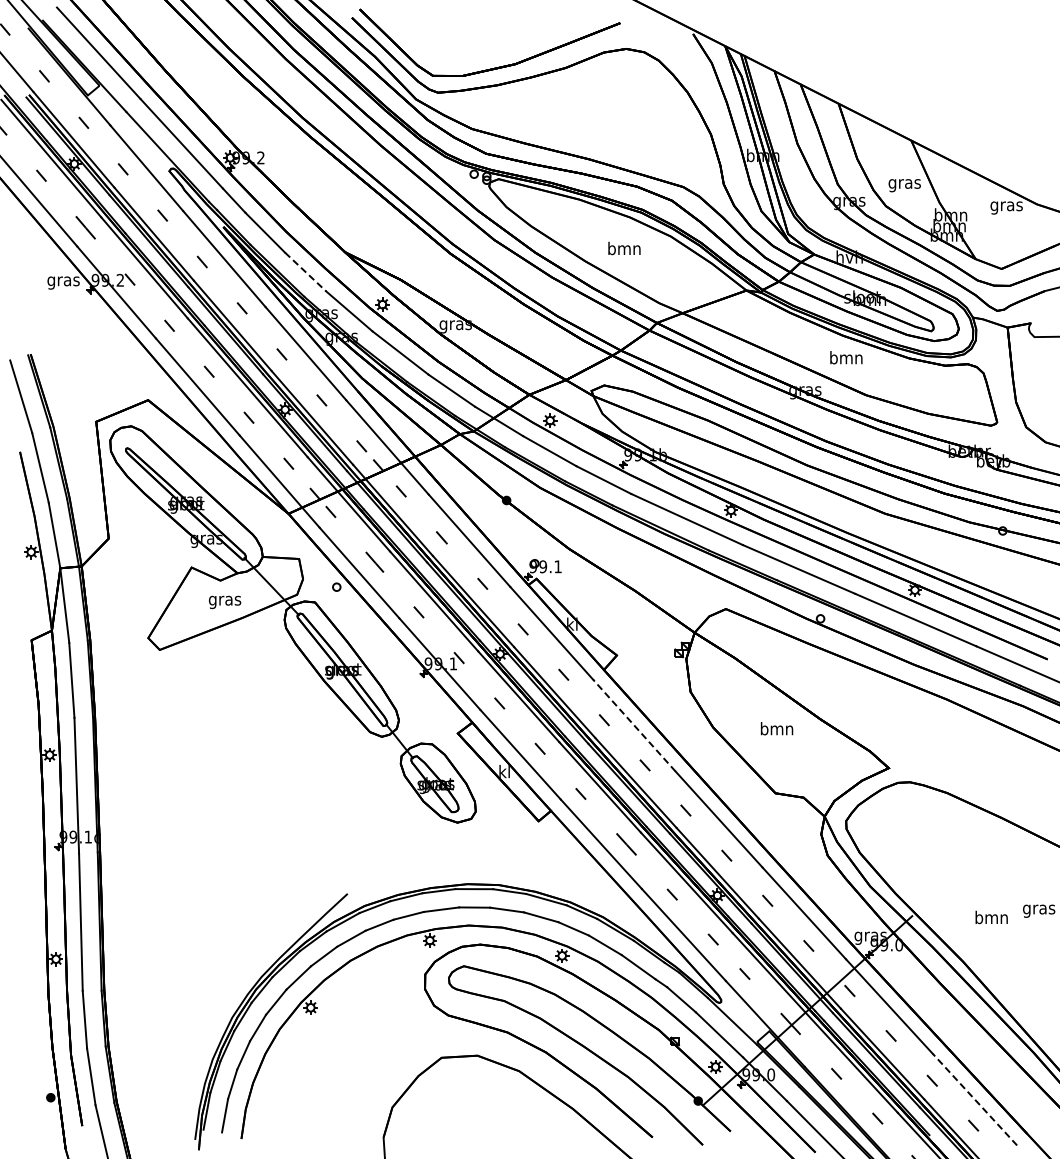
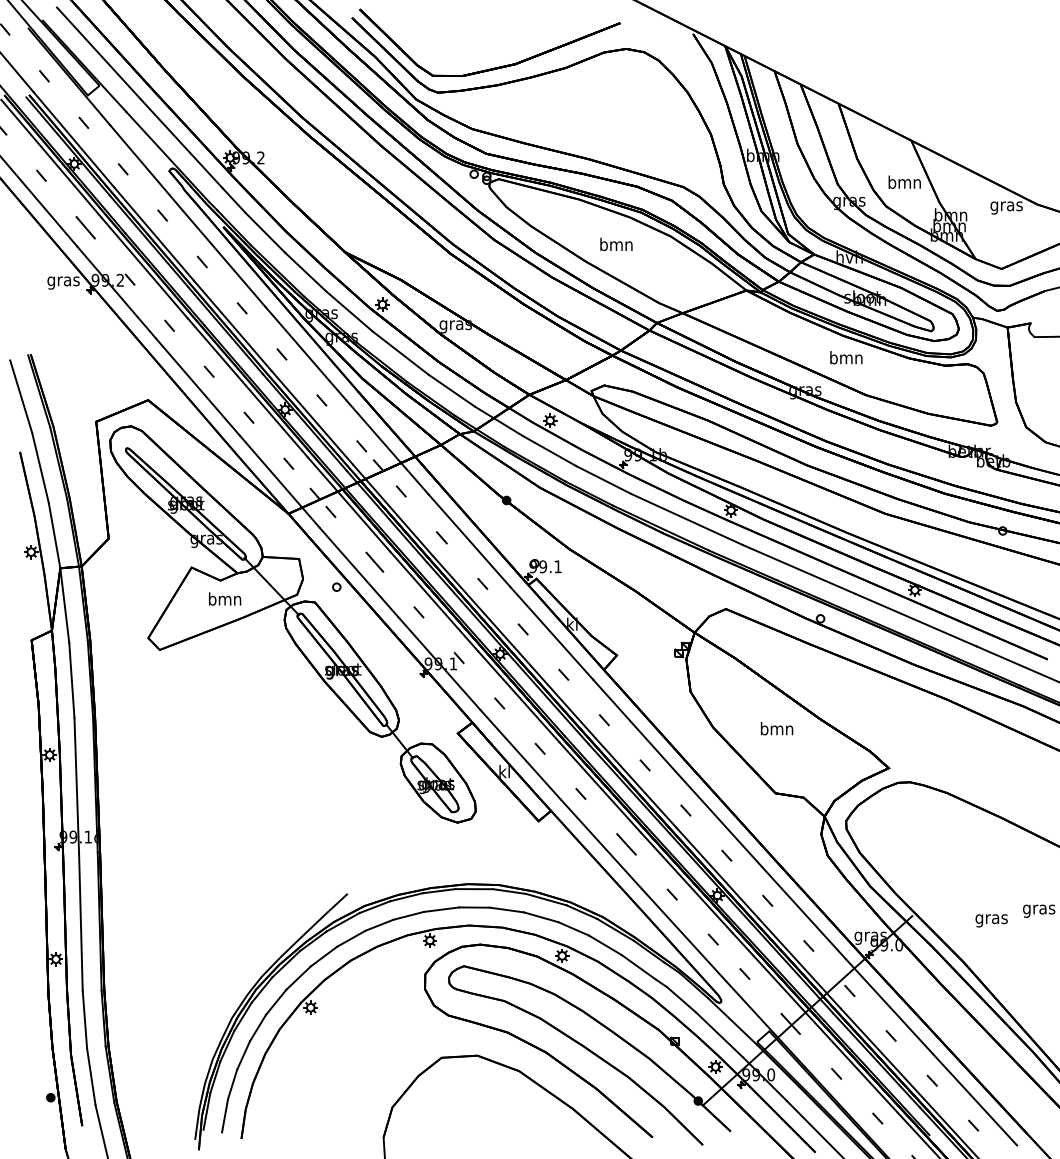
text: gras -> bmn (904, 183)
text position: (624, 248) -> (616, 244) (616, 244)
line: dashed -> solid (305, 272)
text: gras -> bmn (225, 600)
line: dashed -> solid (634, 725)
text: bmn -> gras (991, 918)
line: dashed -> solid (974, 1099)
